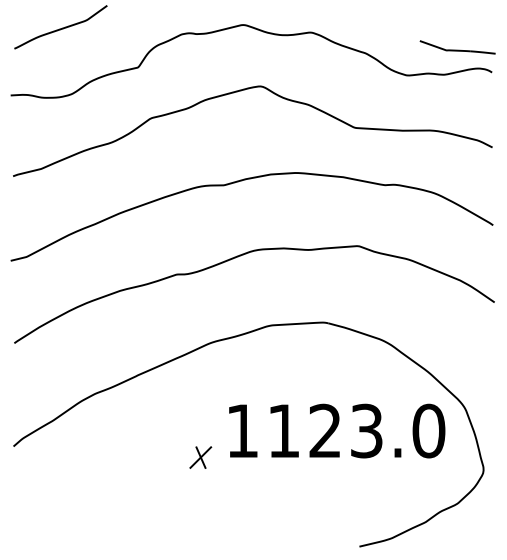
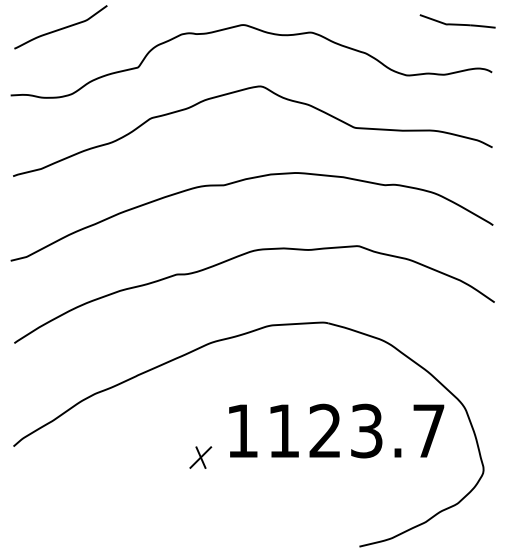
part position: (457, 47) -> (457, 21) (457, 21)
text: 1123.0 -> 1123.7 (428, 430)
